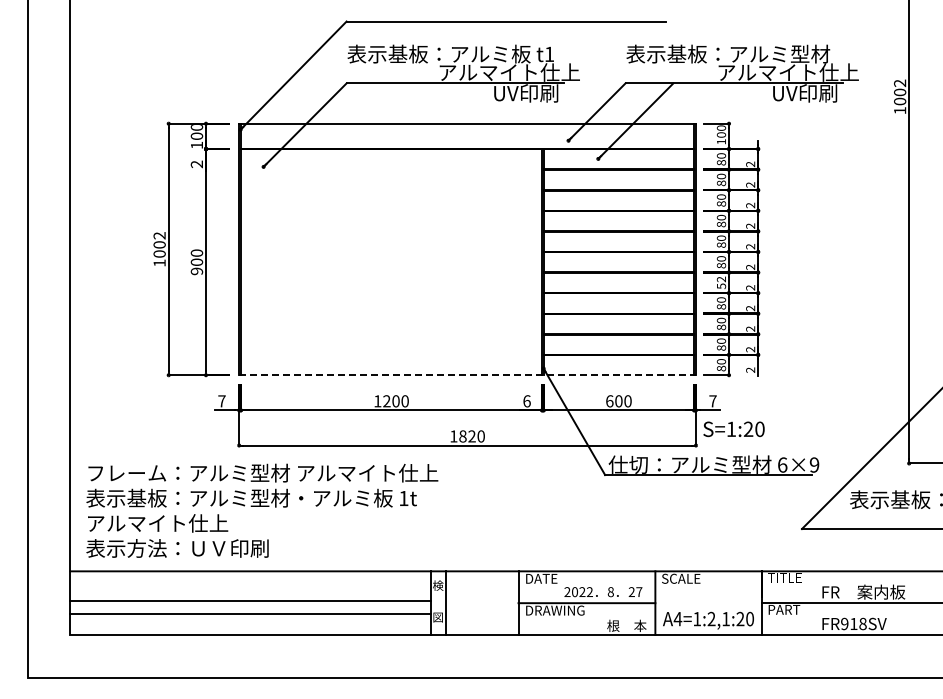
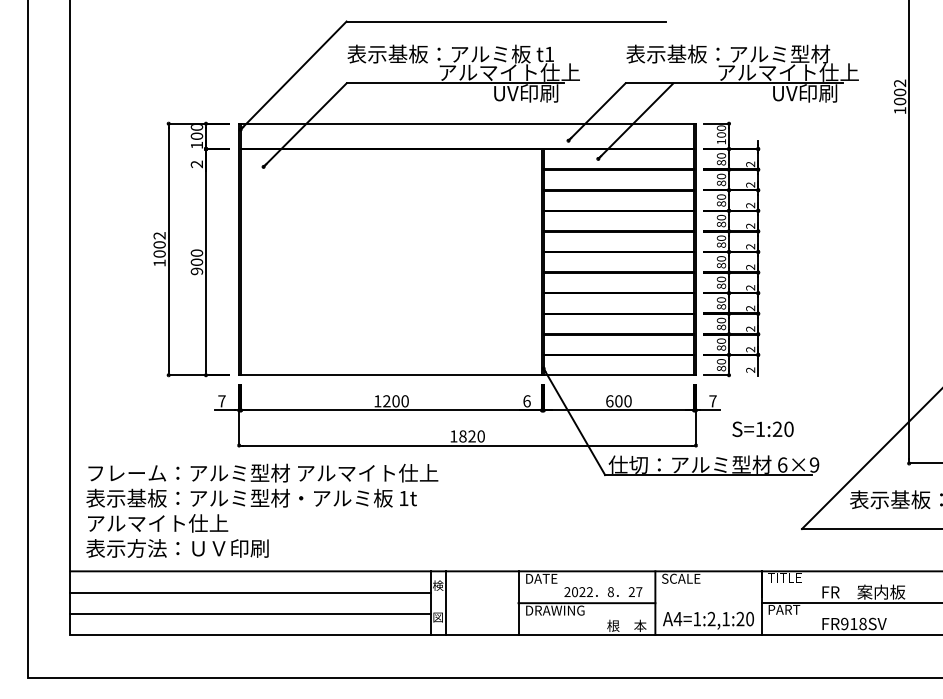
text: 52 -> 80 (721, 282)
line: dashed -> solid (468, 375)
text position: (733, 429) -> (762, 429) (762, 429)
line position: (250, 600) -> (250, 592) (250, 592)
